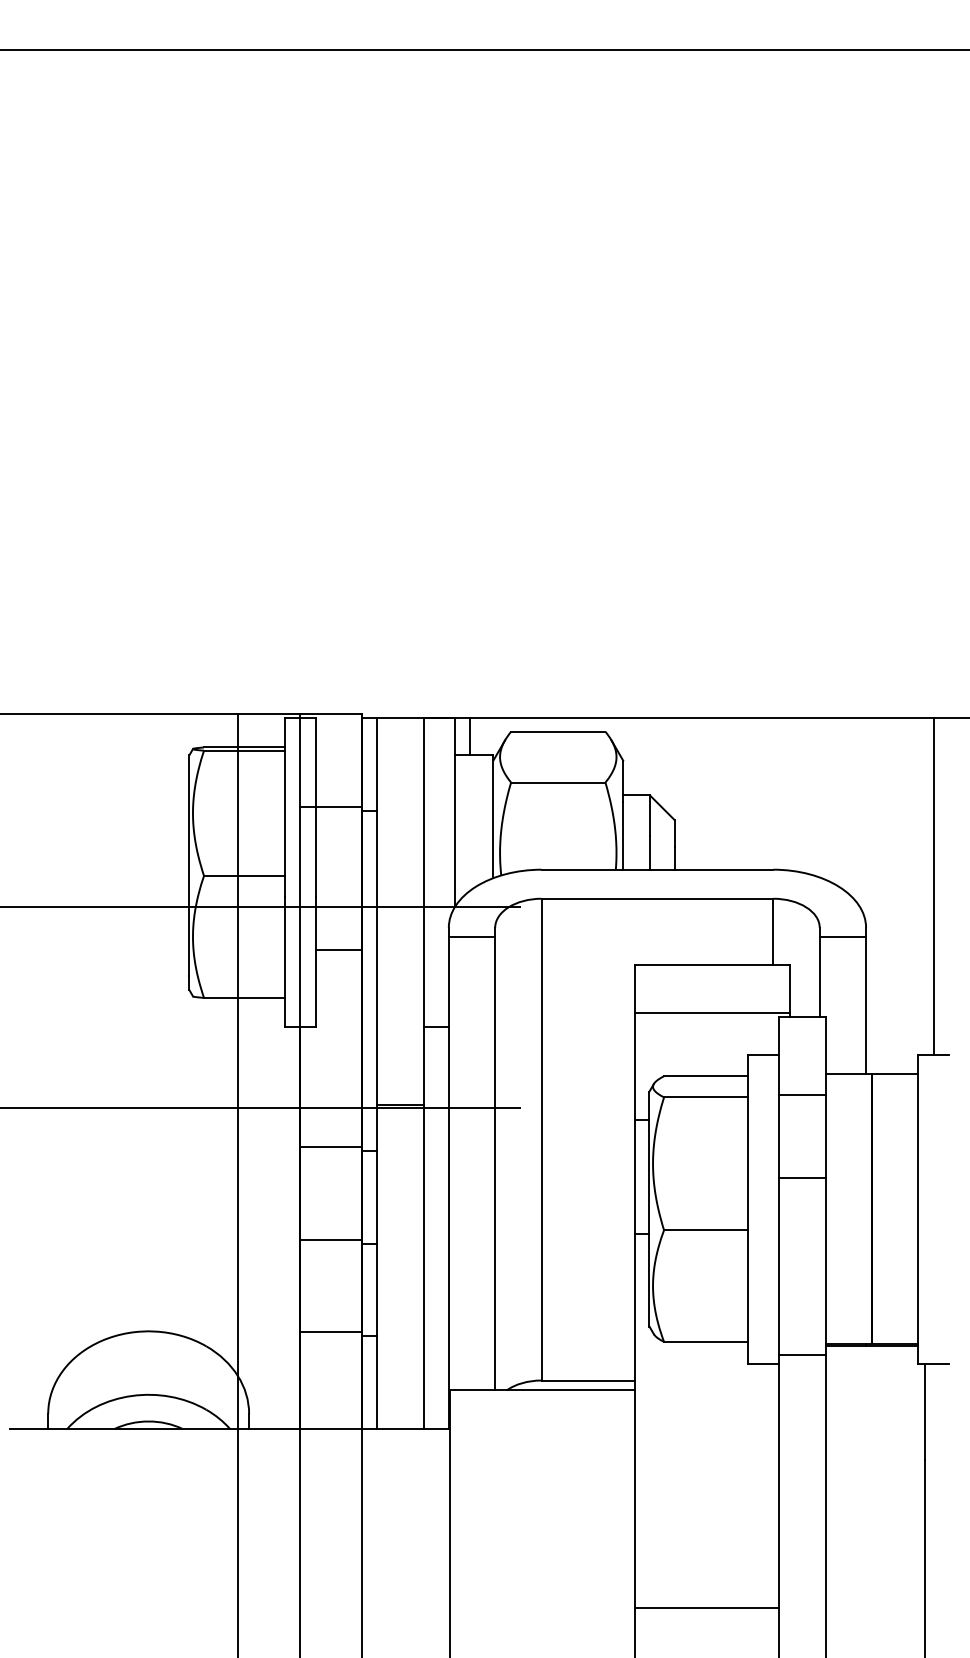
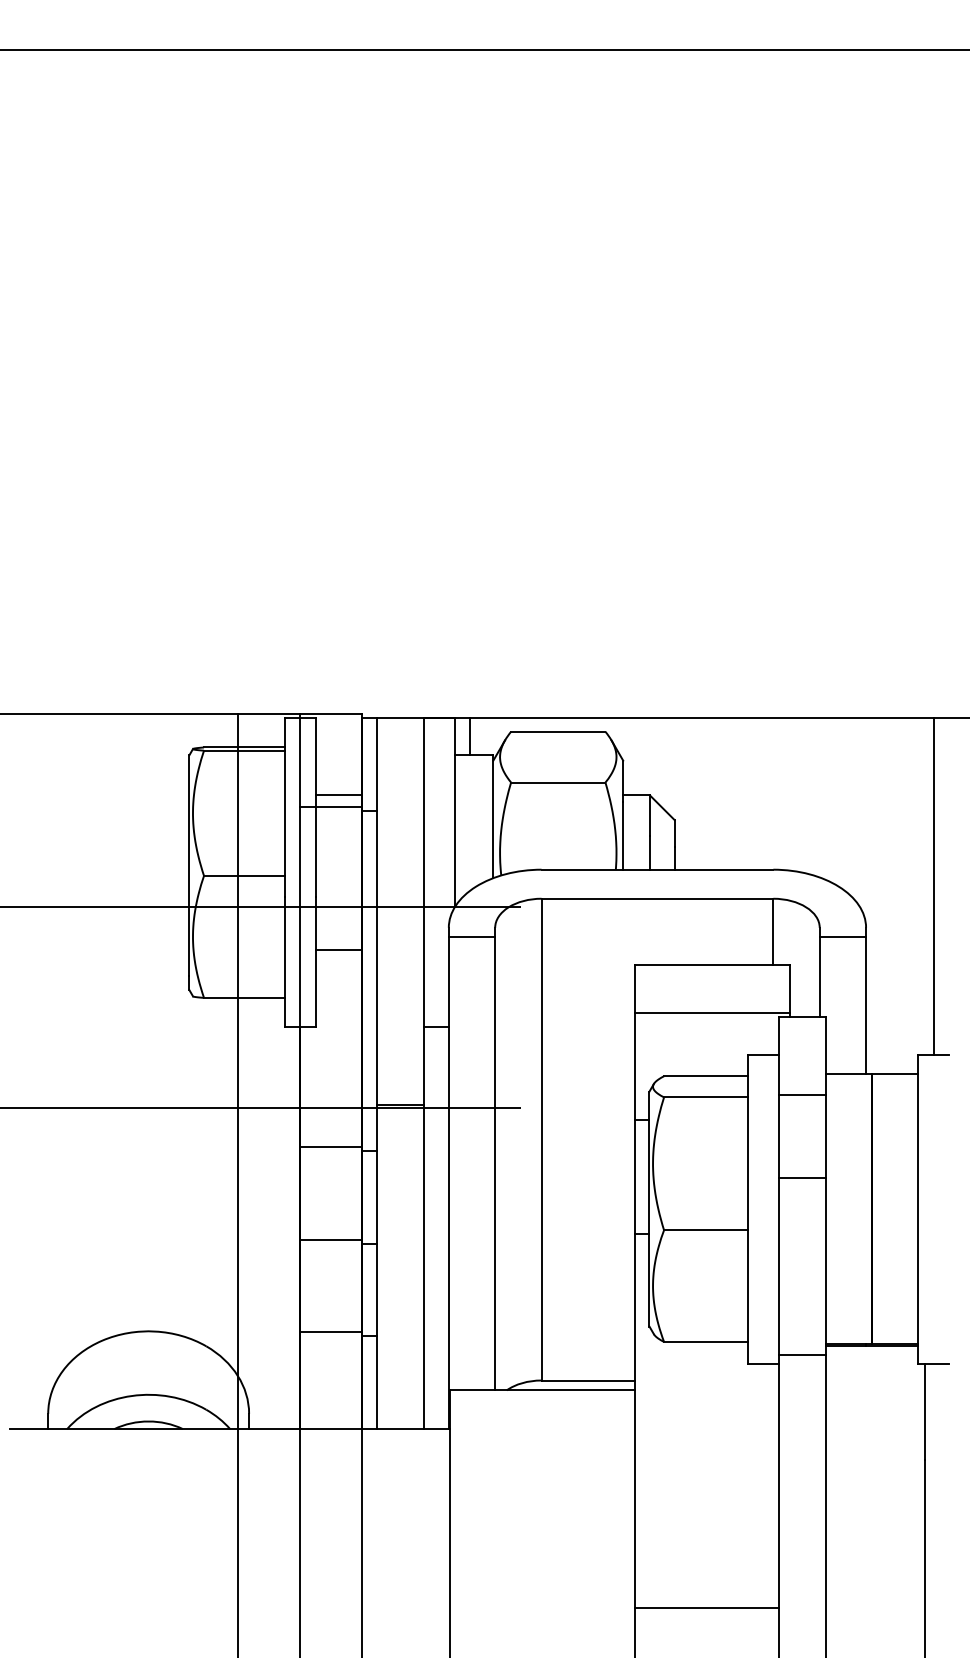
line: none -> present (338, 795)
